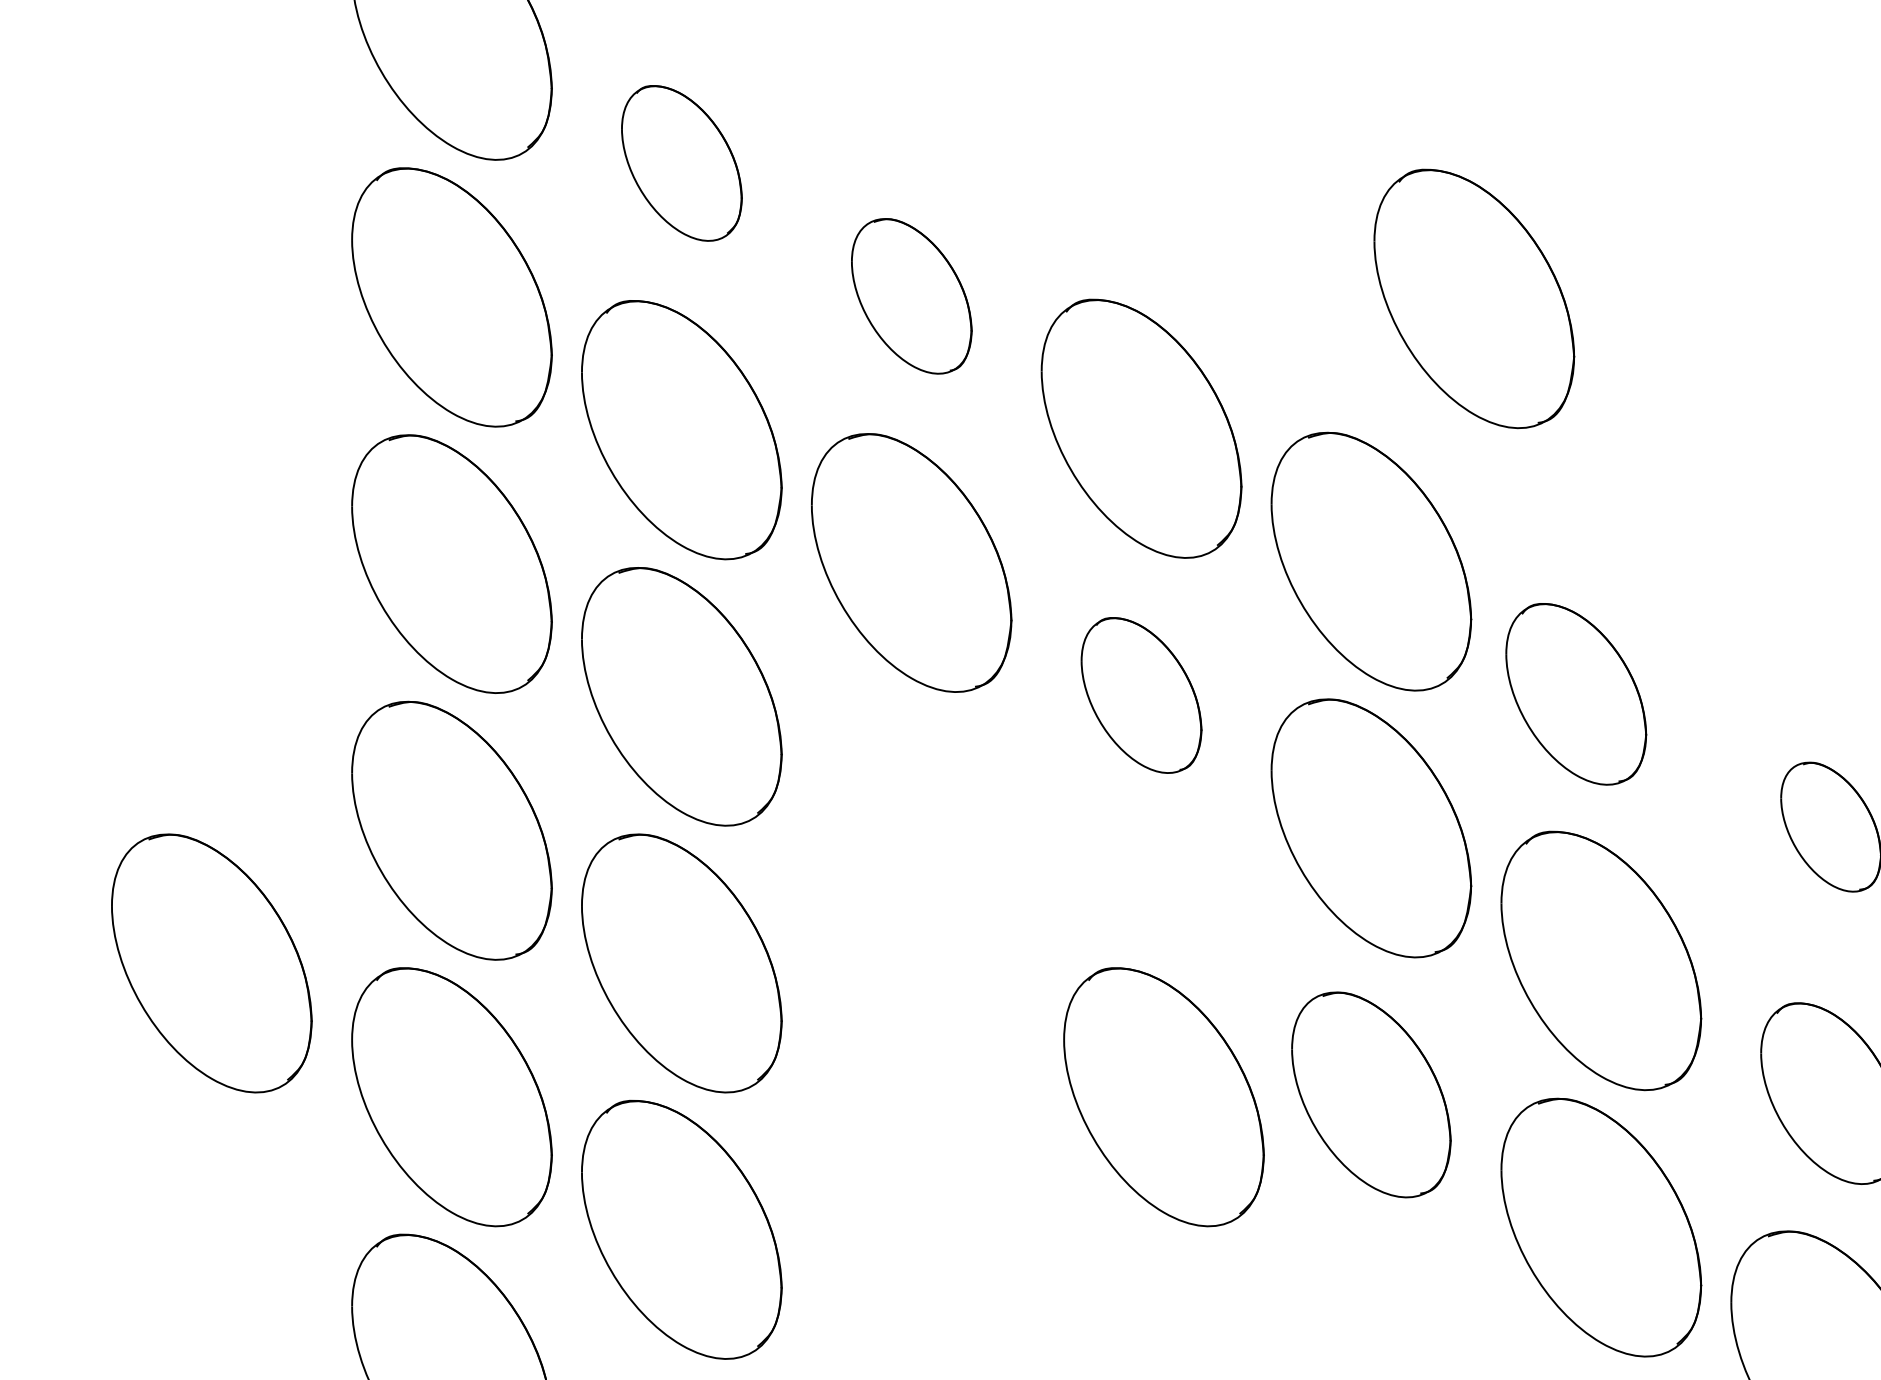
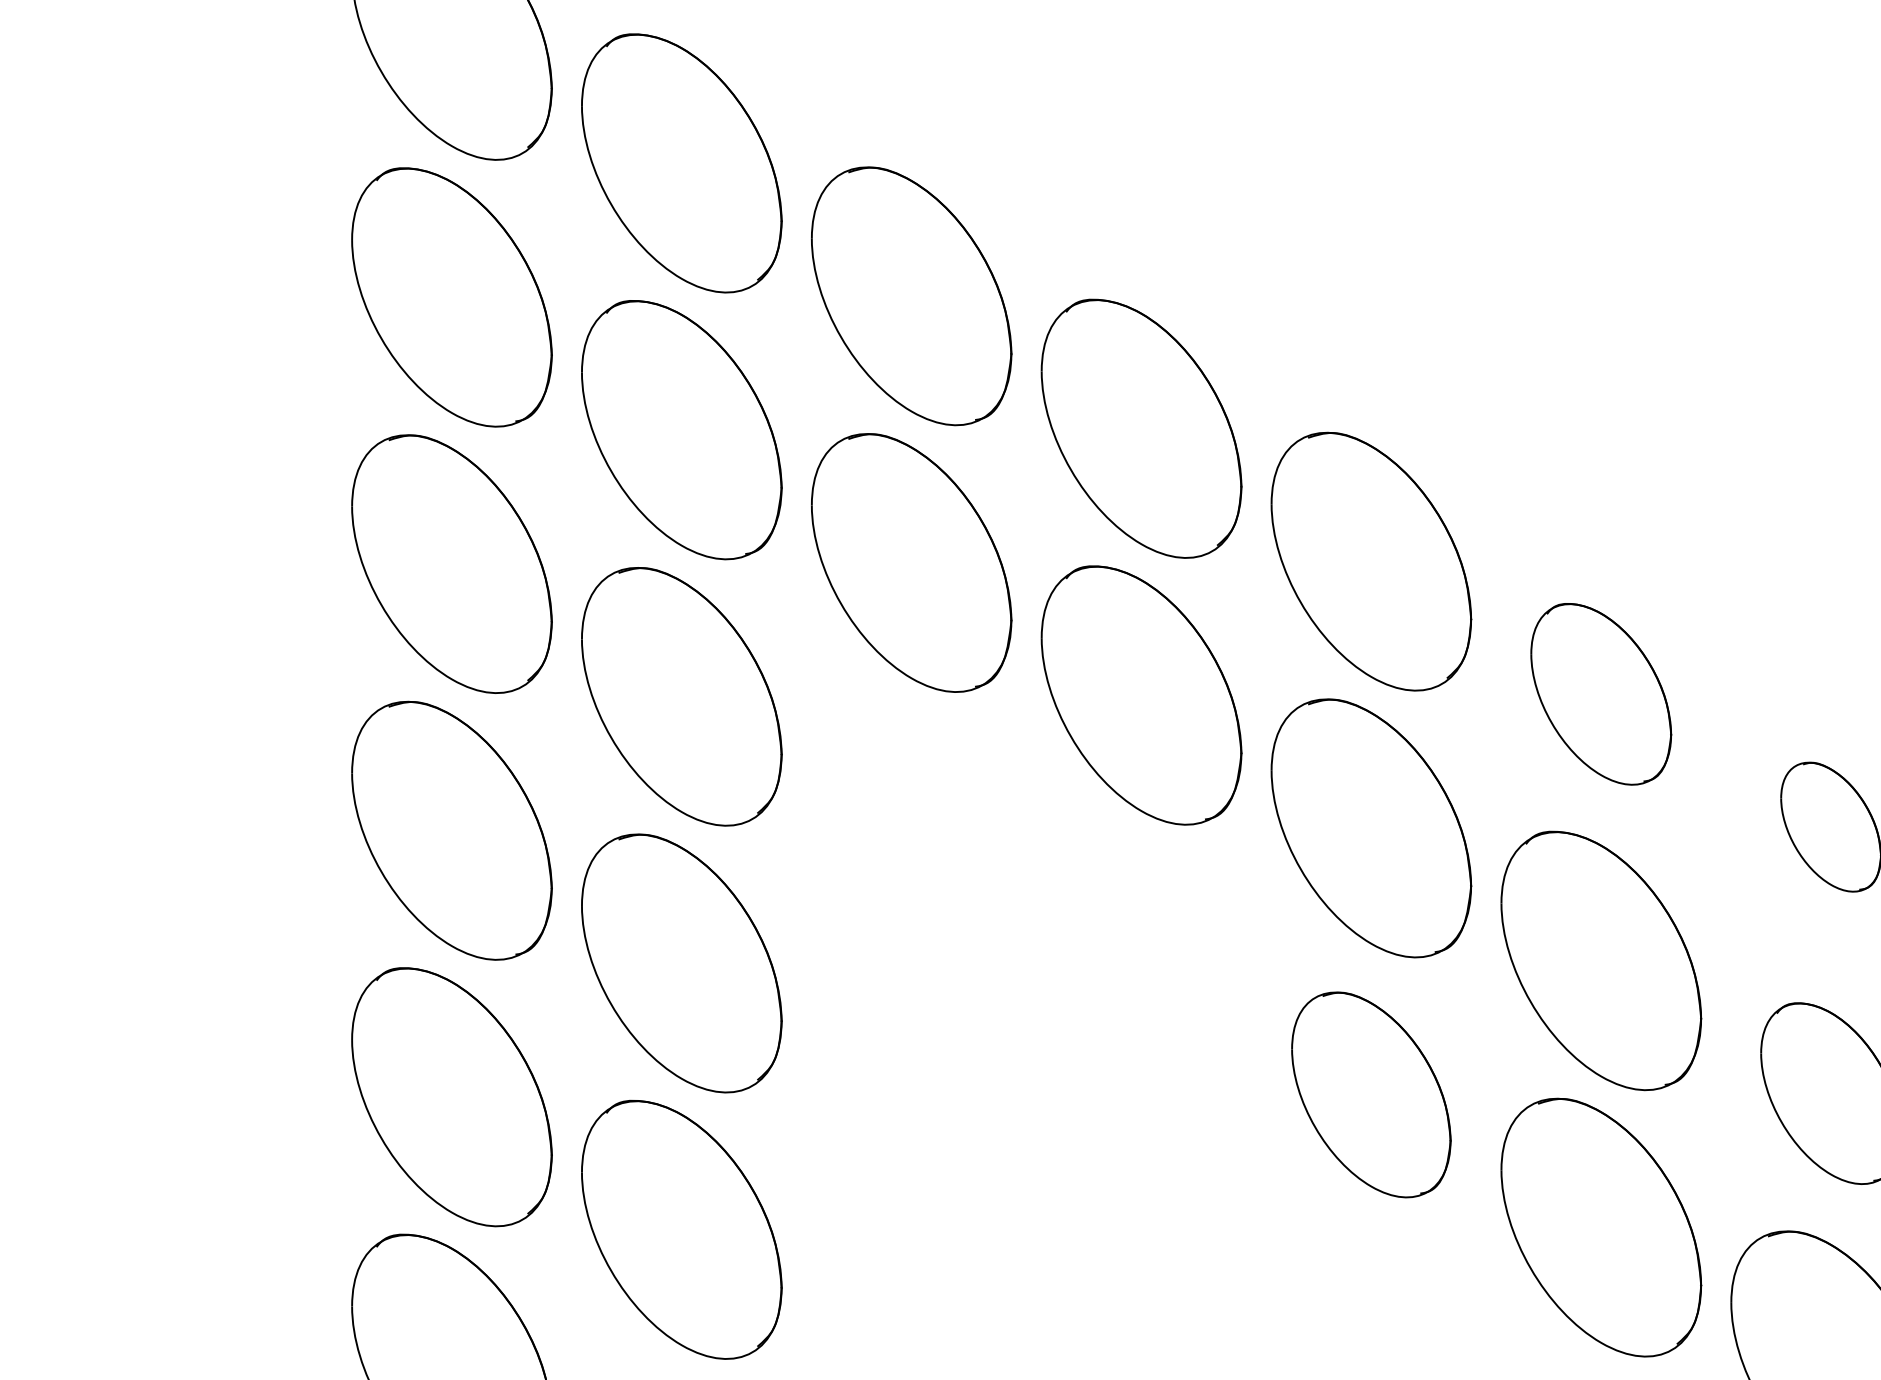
part size: 122x157 px -> 202x261 px (681, 163)
part size: 122x157 px -> 202x261 px (911, 296)
part: present -> none (1474, 298)
part position: (1576, 694) -> (1601, 694) (1601, 694)
part size: 123x157 px -> 203x261 px (1141, 695)
part: present -> none (211, 963)
part: present -> none (1163, 1097)
